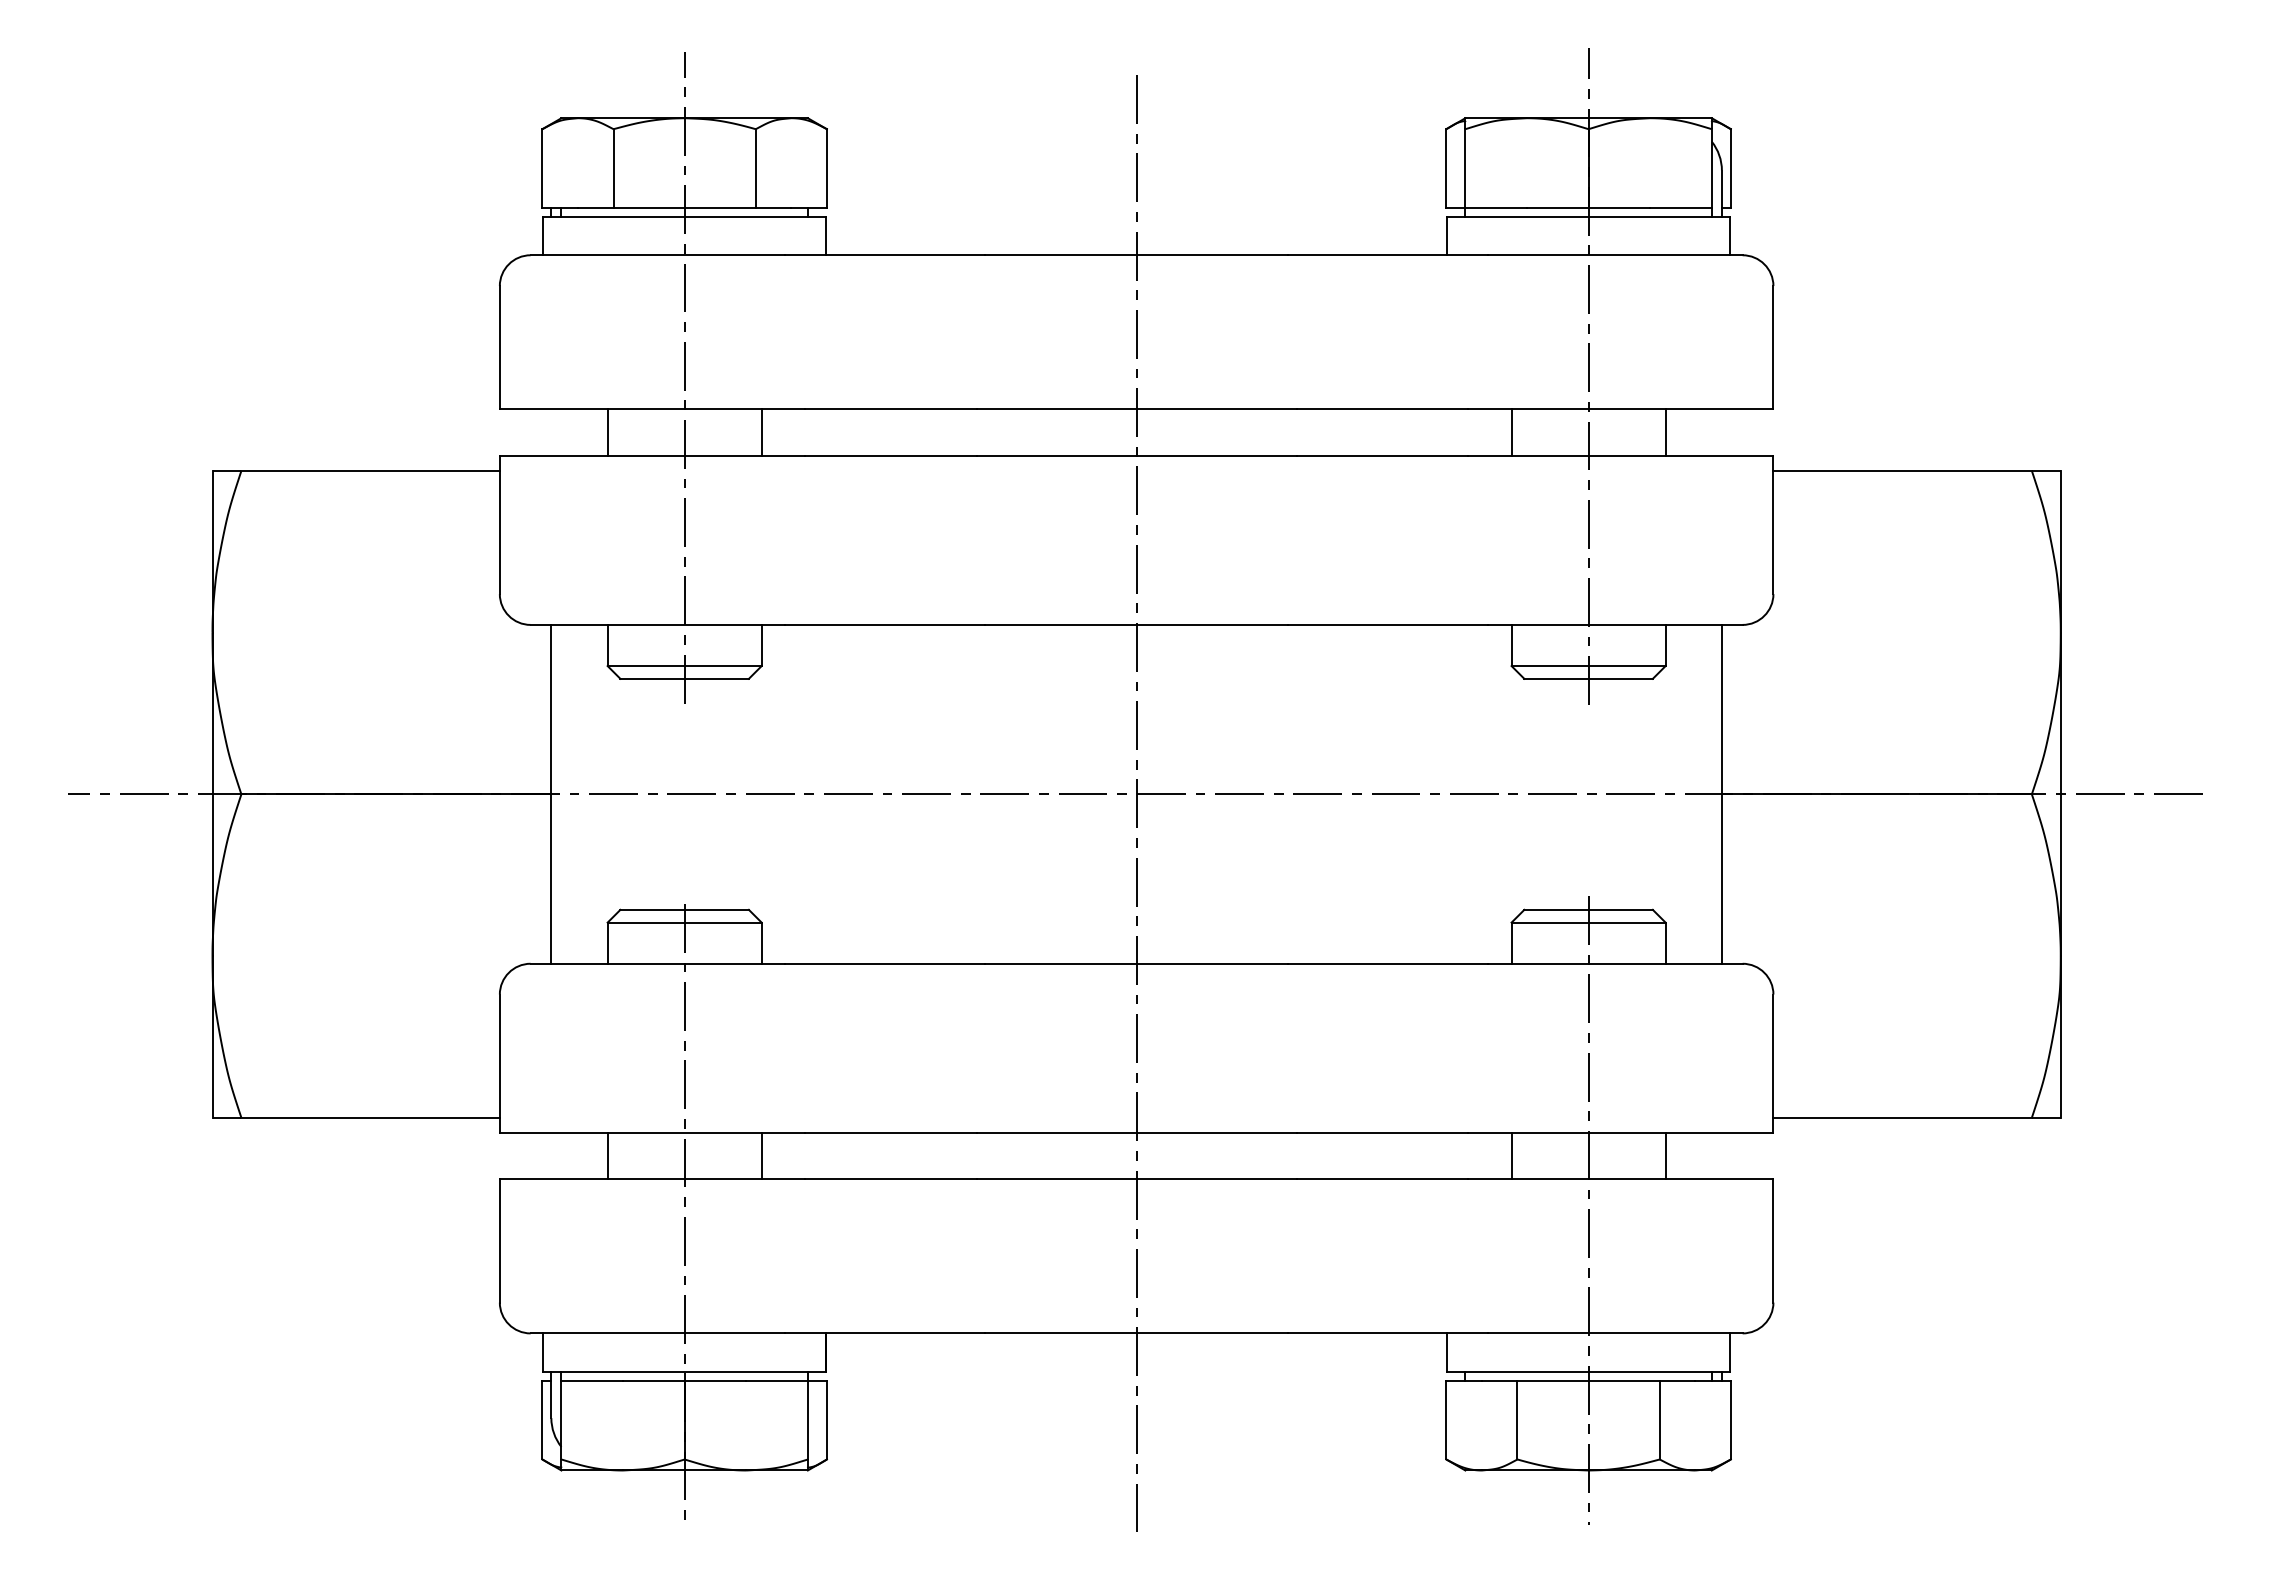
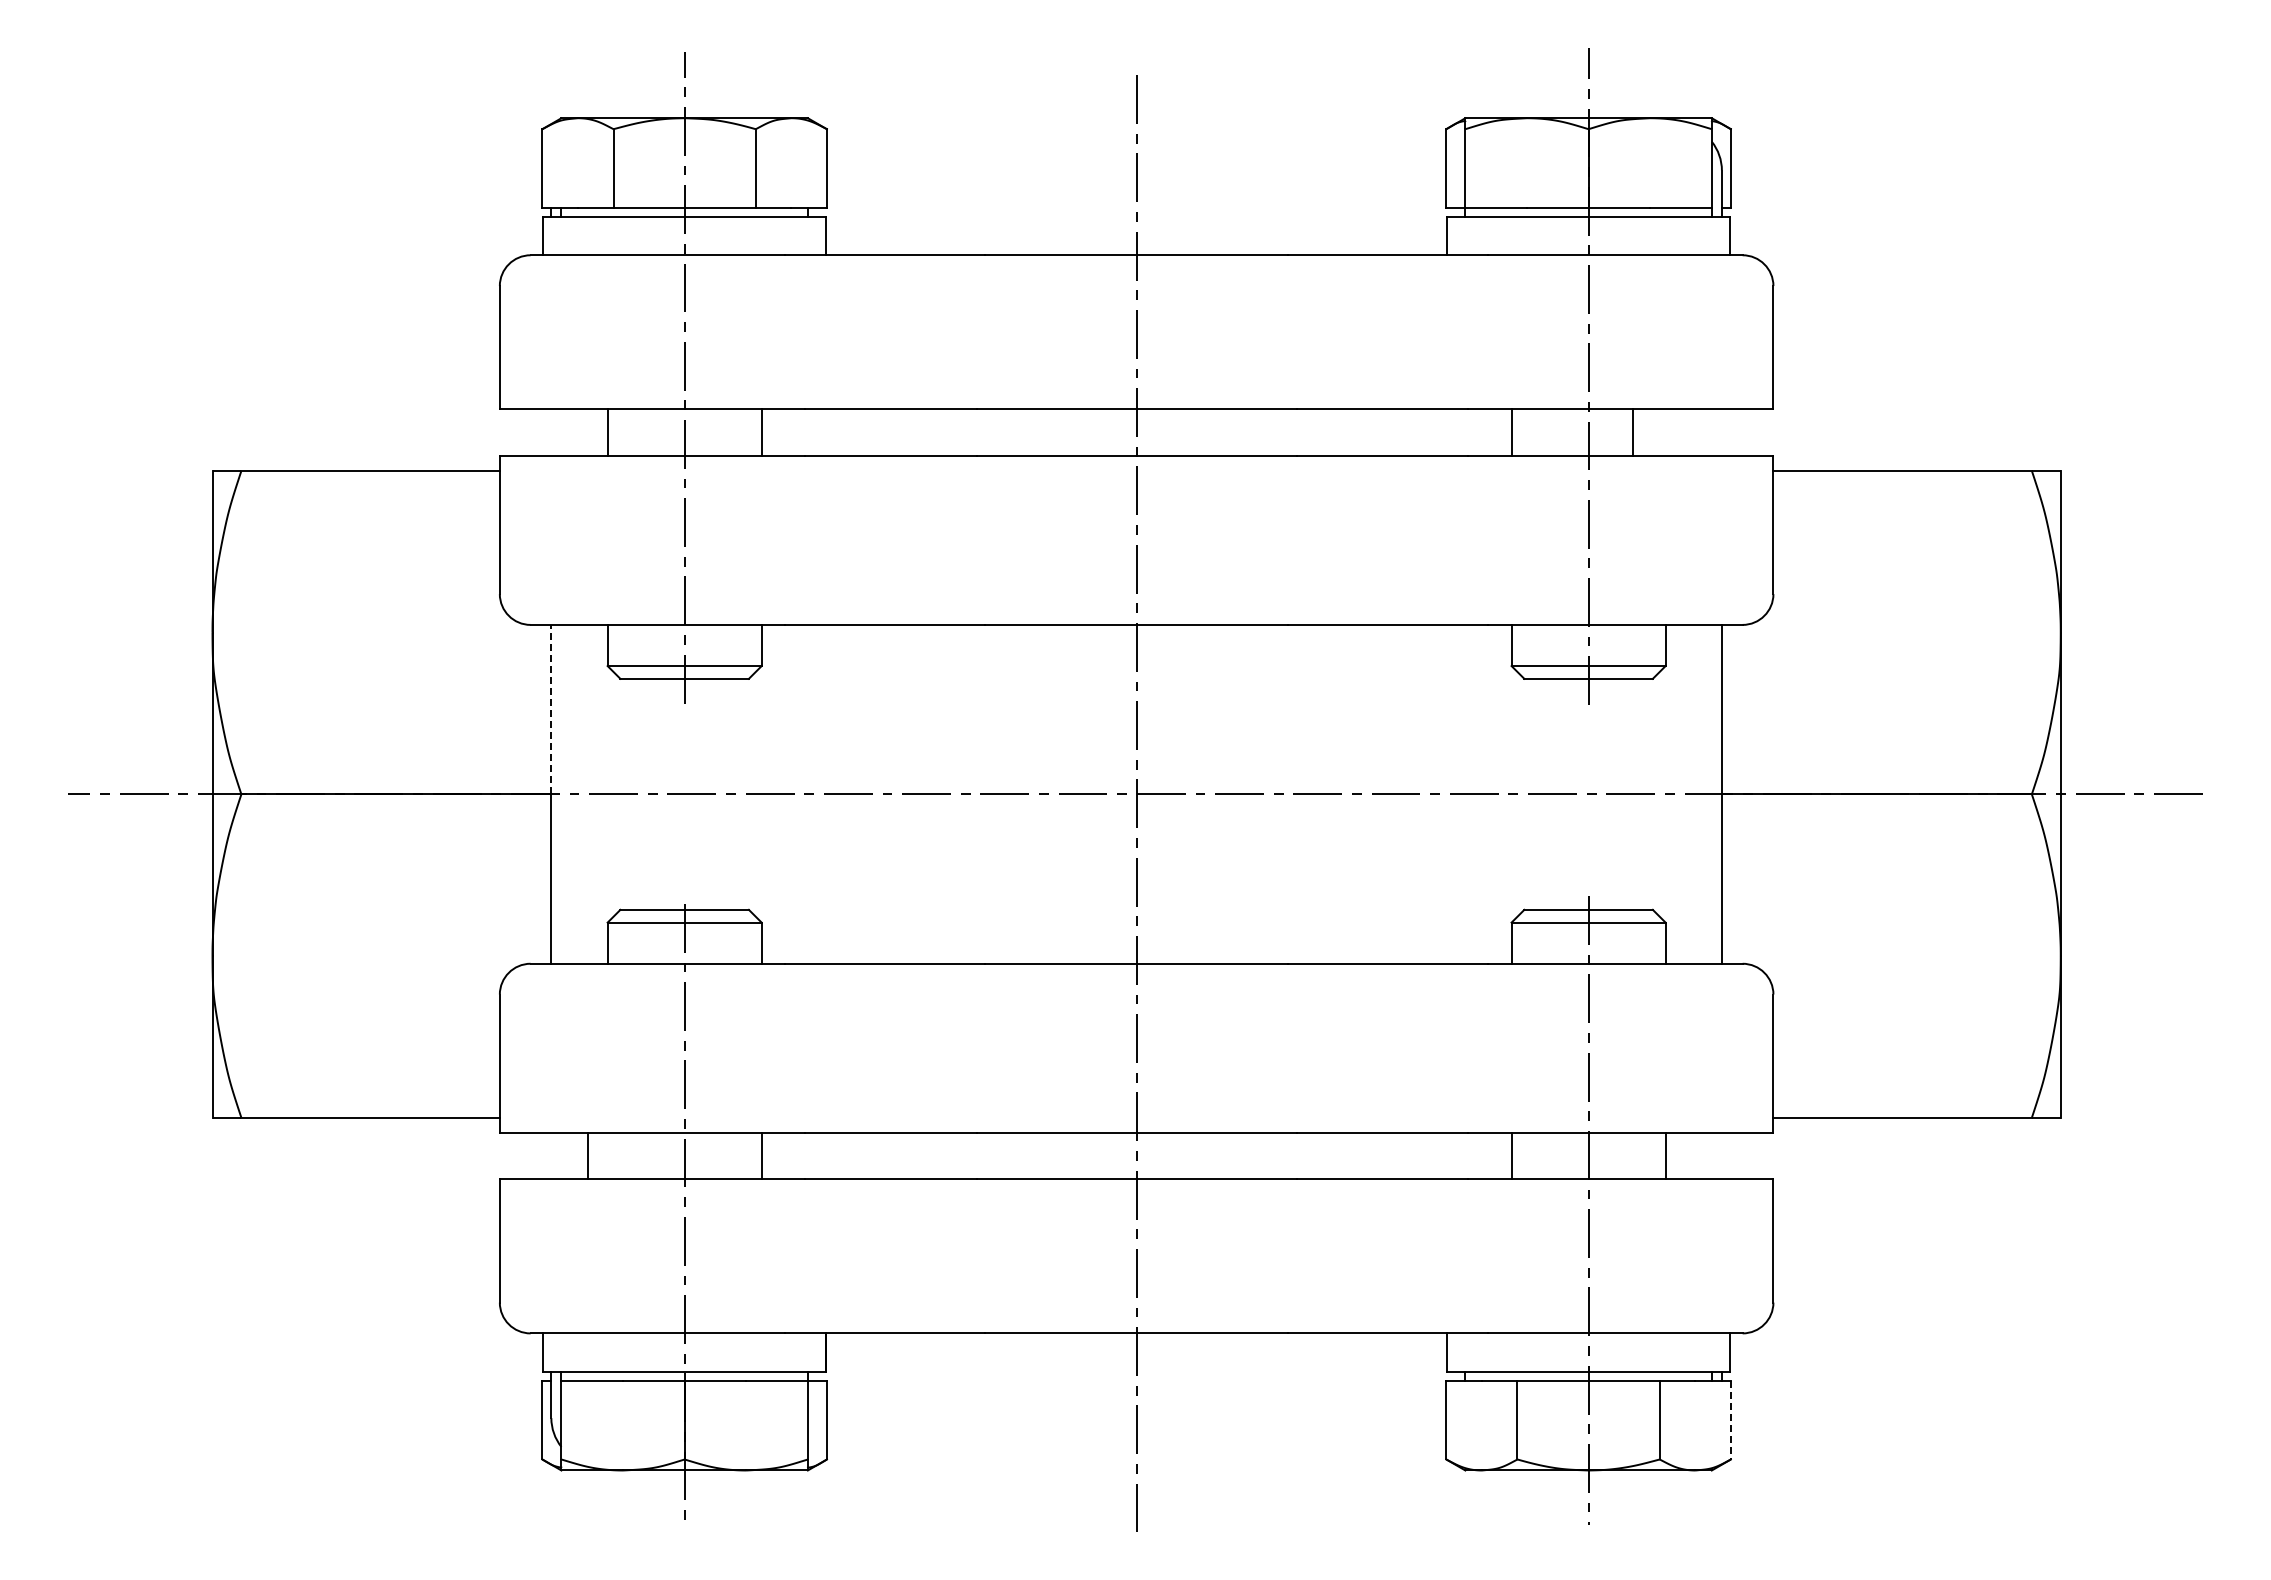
line position: (1665, 432) -> (1632, 432) (1632, 432)
line: solid -> dashed (551, 709)
line position: (607, 1156) -> (587, 1156) (587, 1156)
line: solid -> dashed (1730, 1420)
